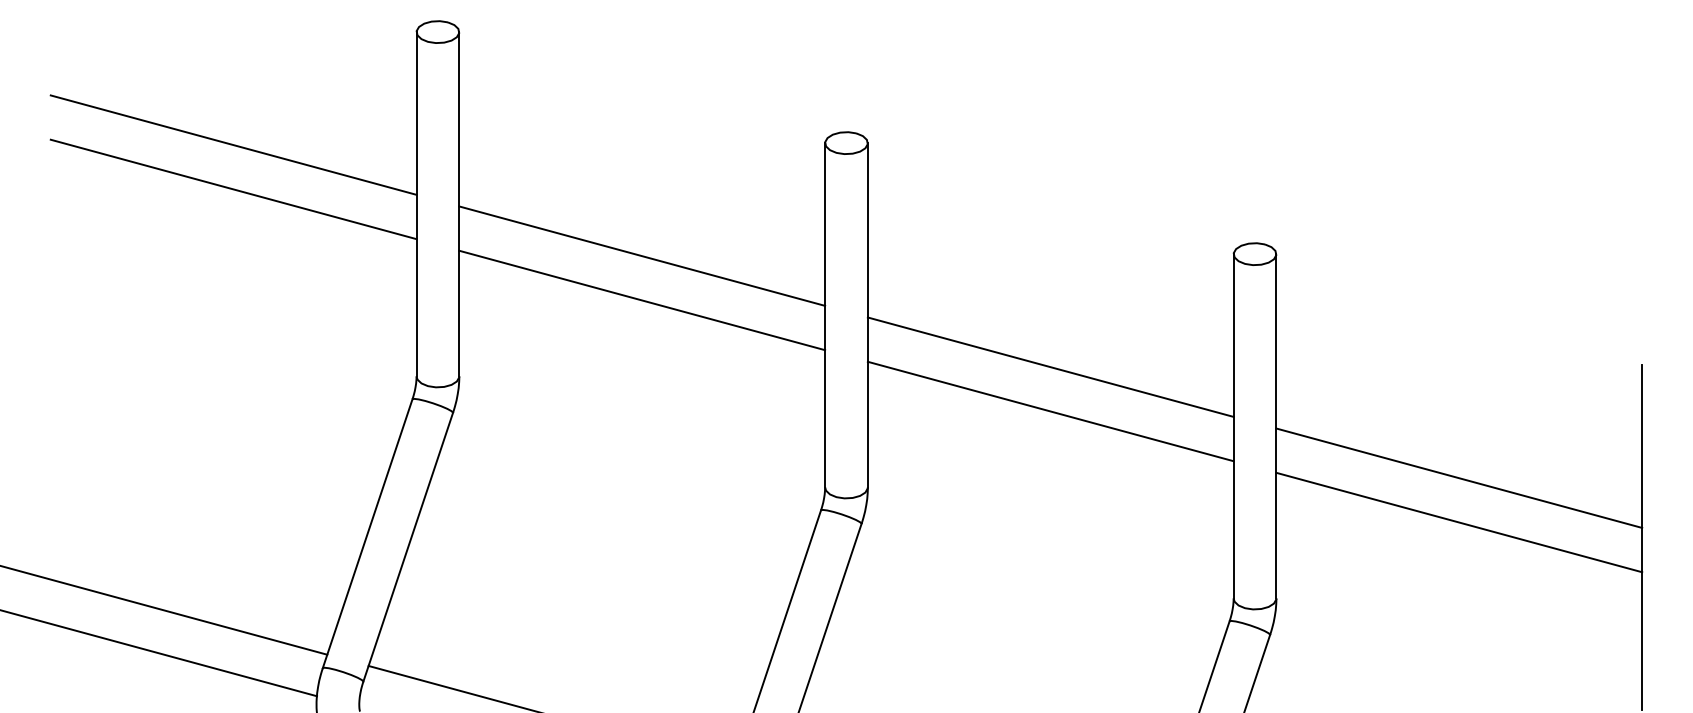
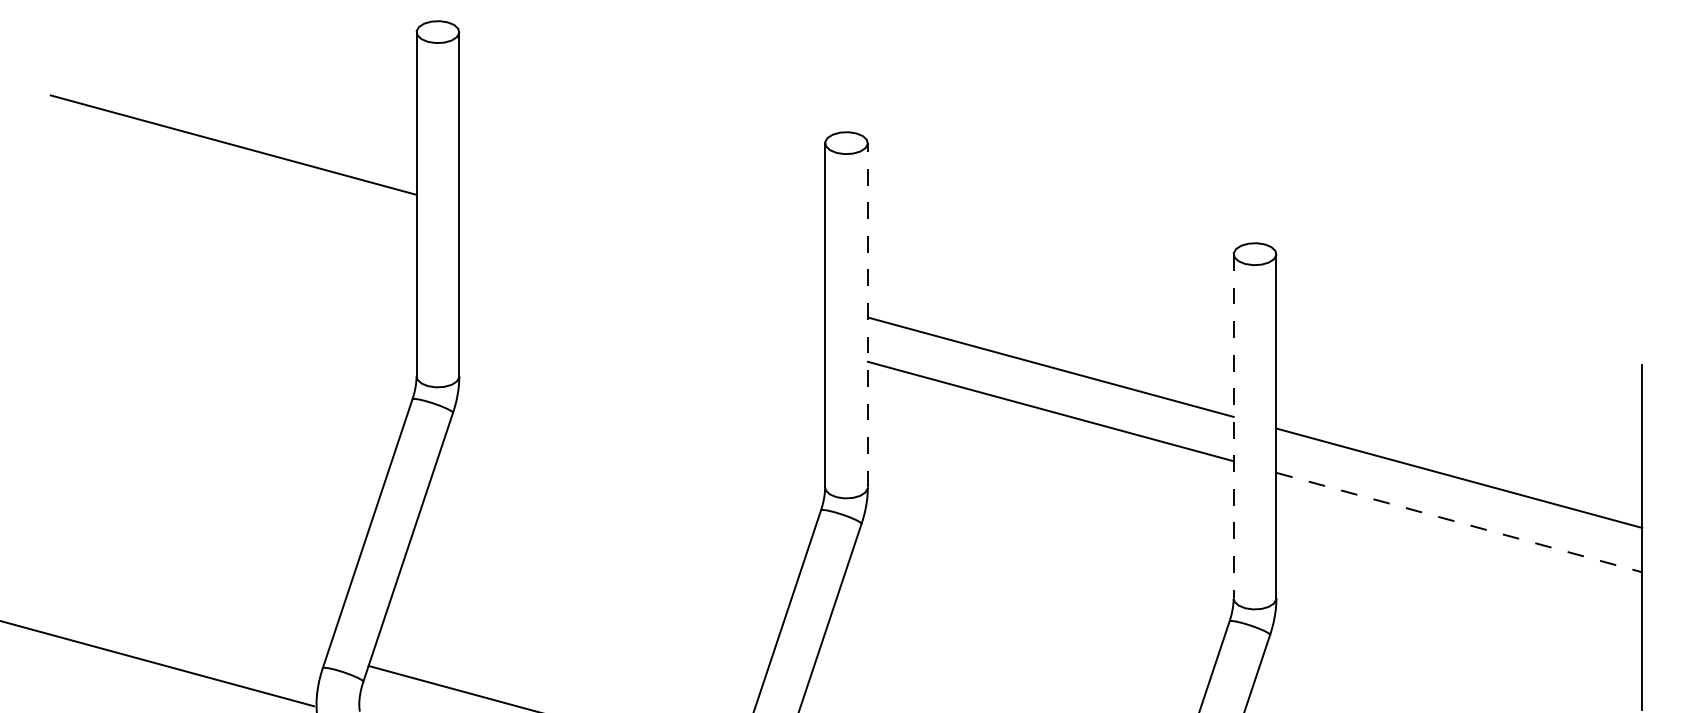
line: present -> none (233, 189)
line: present -> none (642, 255)
line: present -> none (642, 300)
line: solid -> dashed (867, 314)
line: solid -> dashed (1233, 426)
line: solid -> dashed (1459, 522)
line: present -> none (164, 610)
line position: (159, 653) -> (158, 663) (158, 663)
